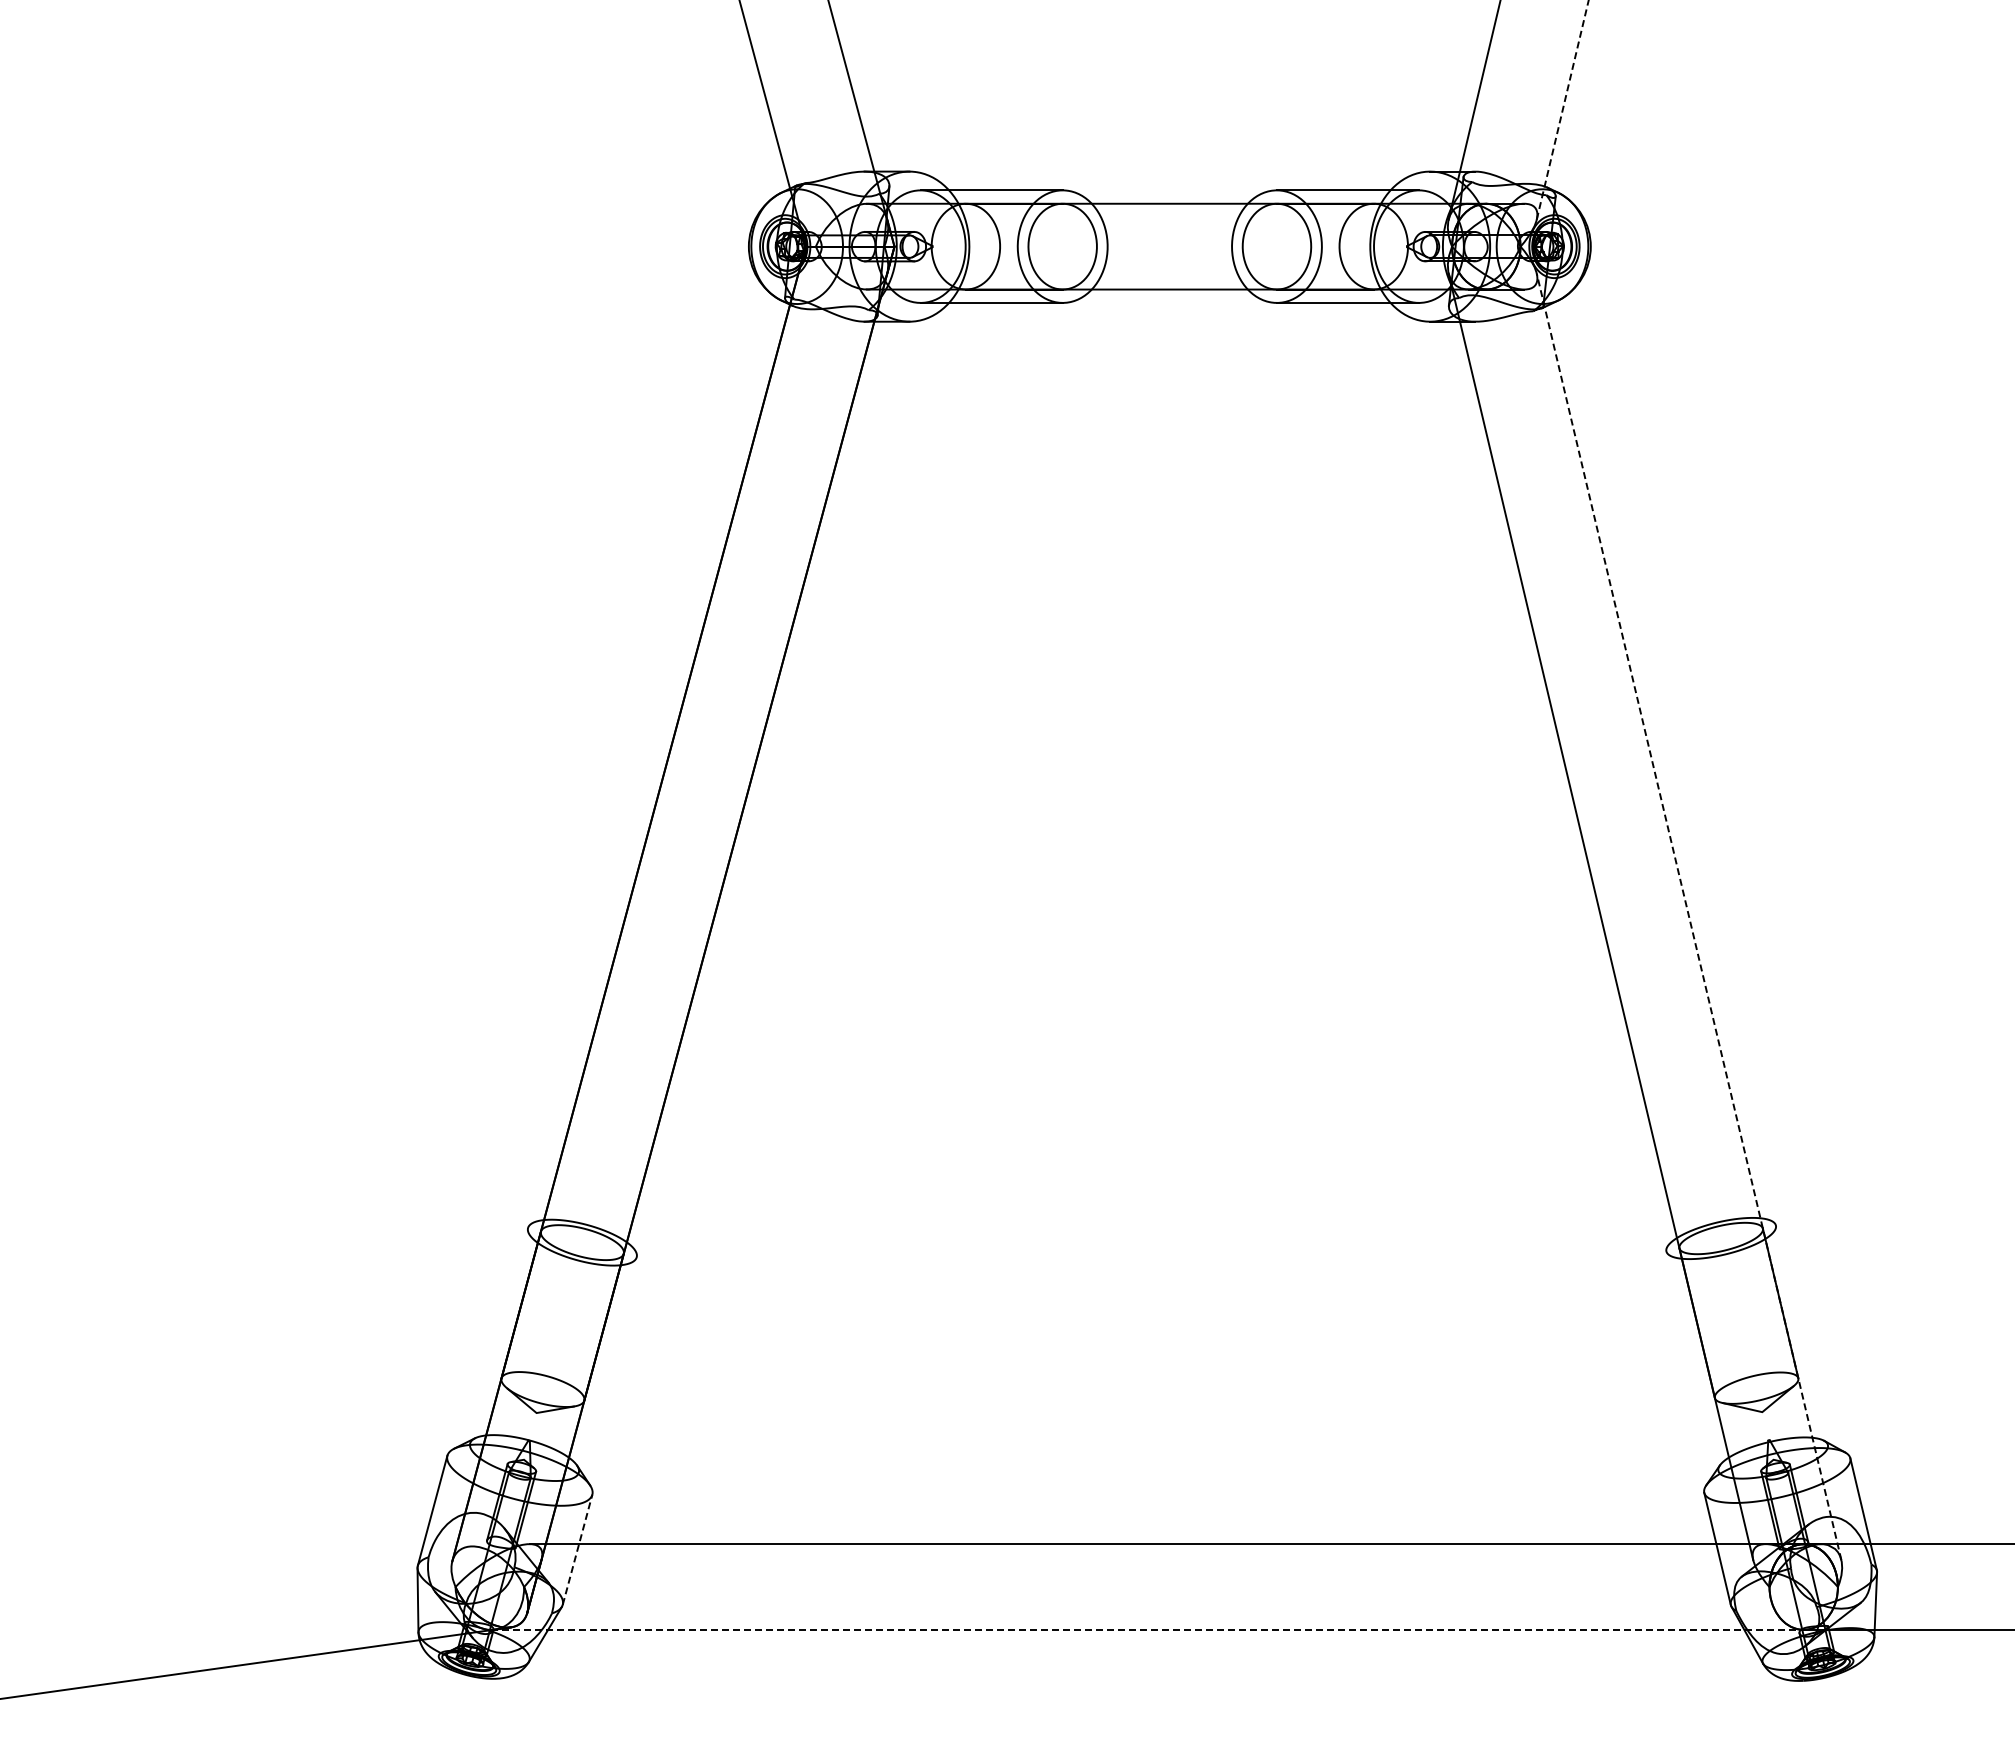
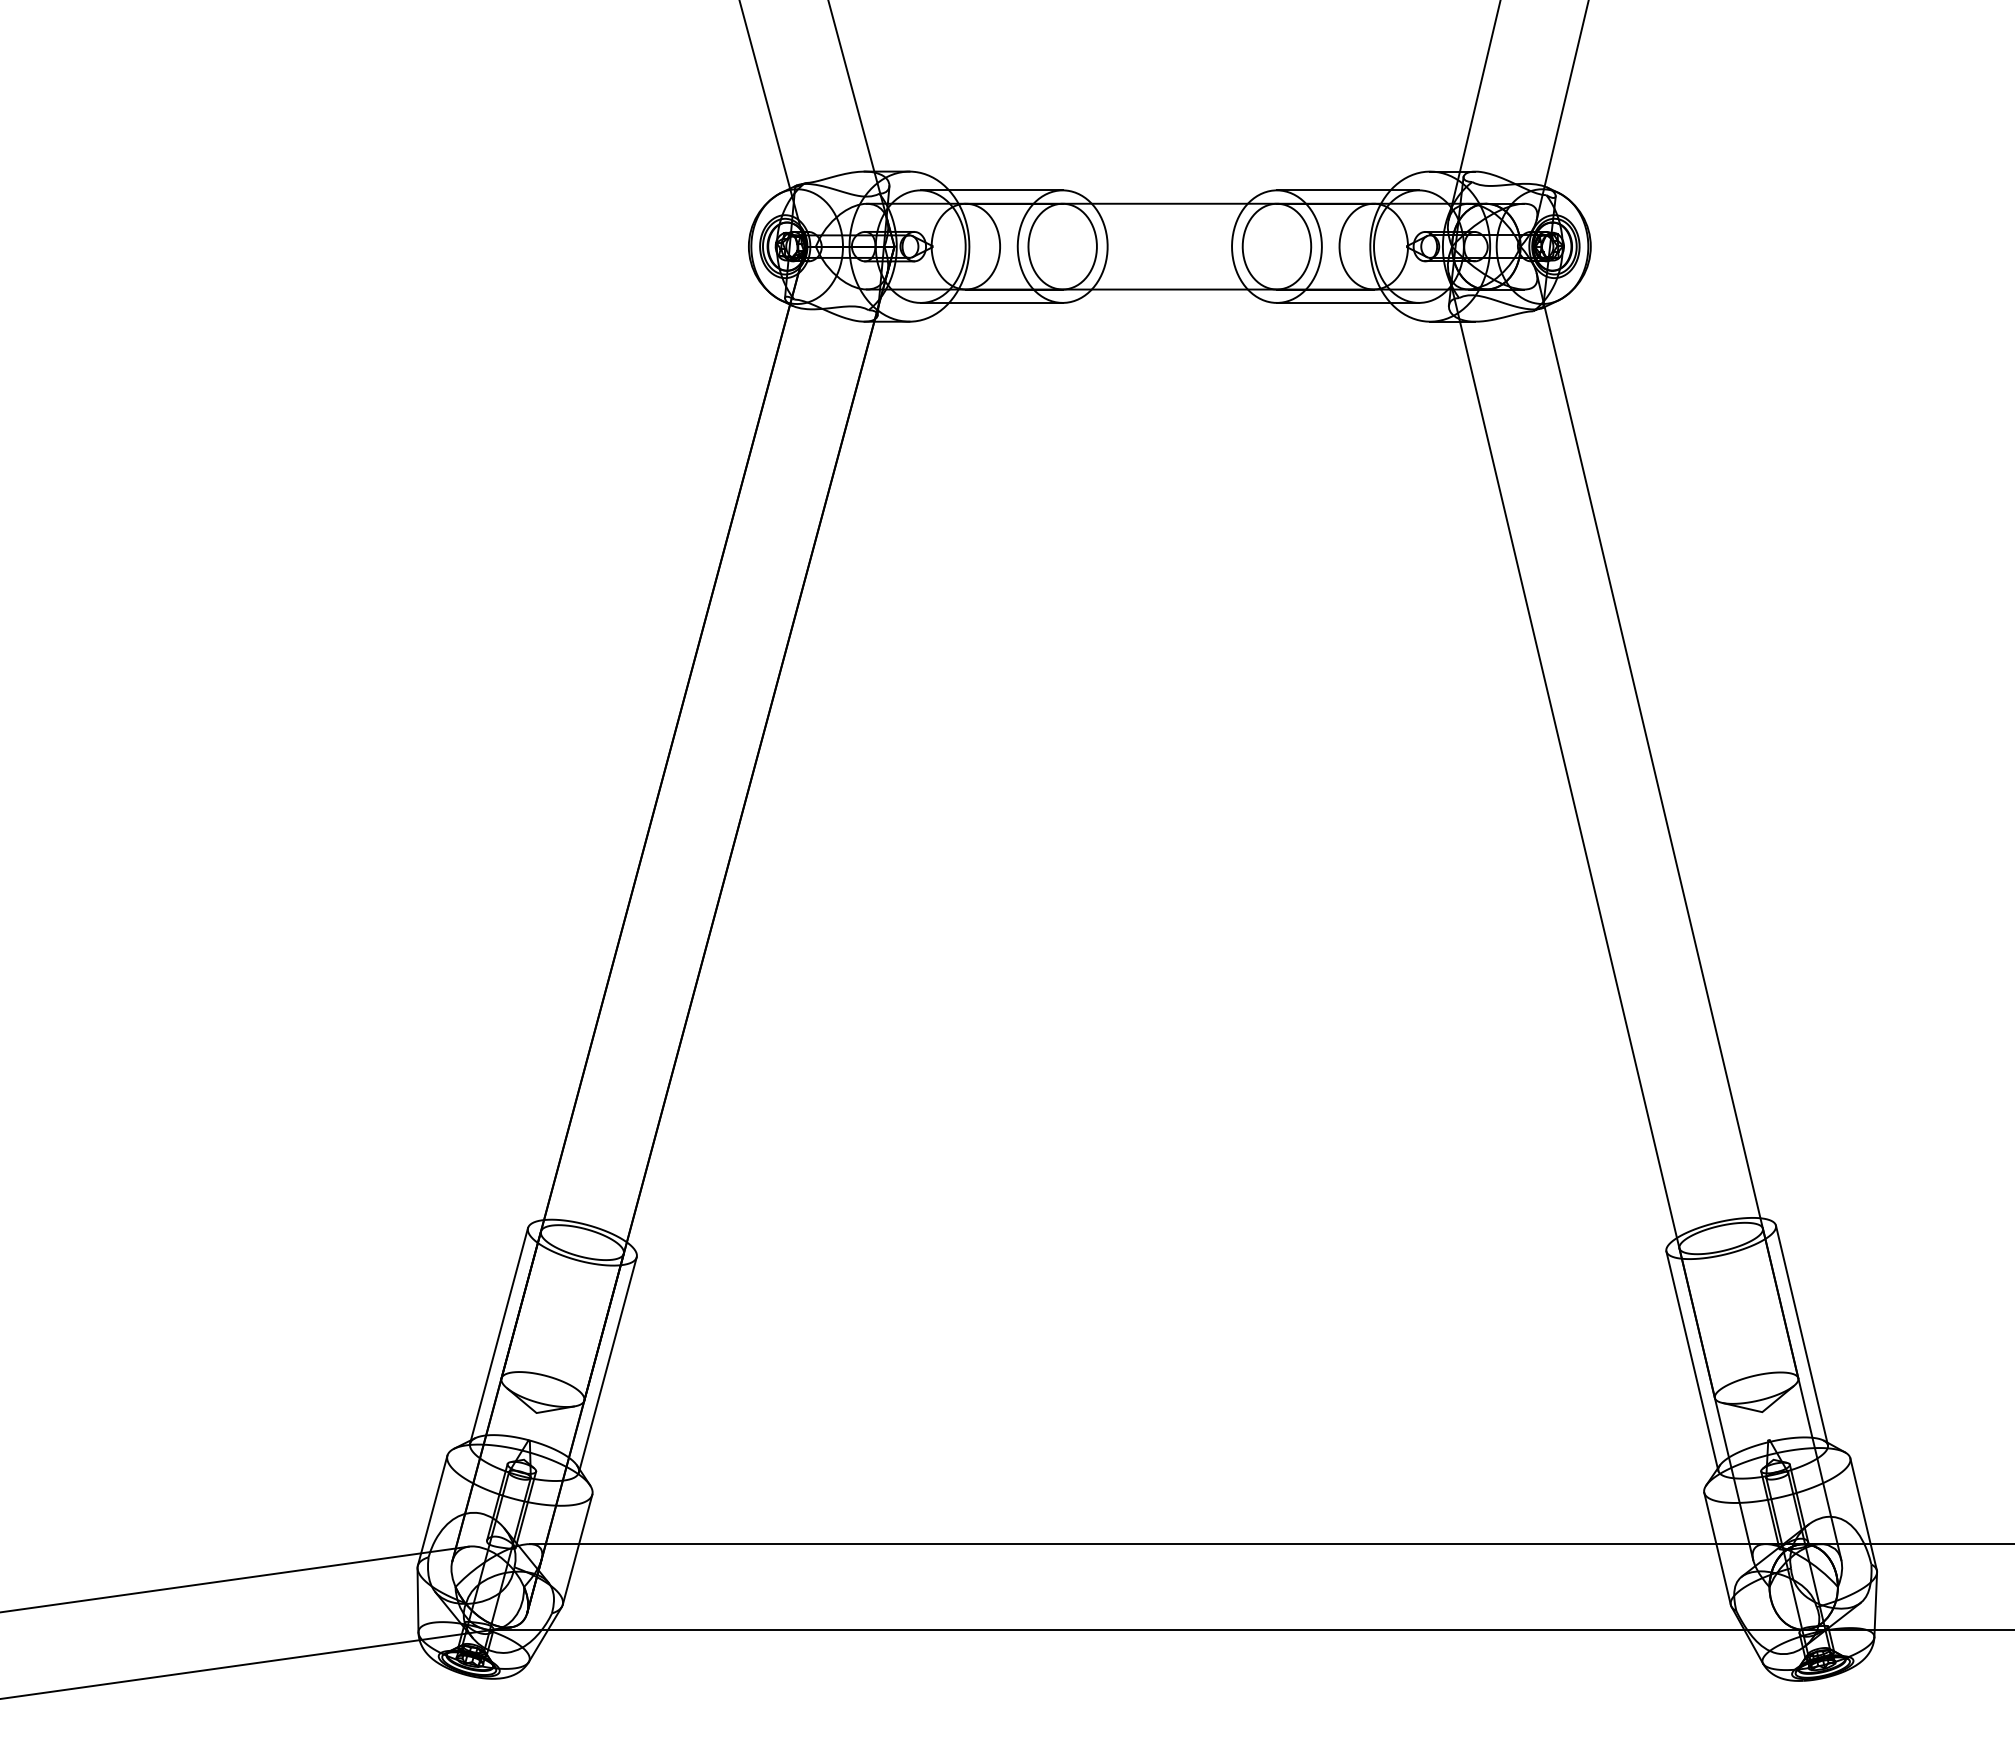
line: dashed -> solid (1562, 109)
line: dashed -> solid (1688, 916)
line: none -> present (499, 1335)
line: none -> present (1801, 1335)
line: none -> present (1692, 1361)
line: none -> present (607, 1364)
line: dashed -> solid (577, 1549)
line: none -> present (235, 1579)
line: dashed -> solid (1147, 1629)
